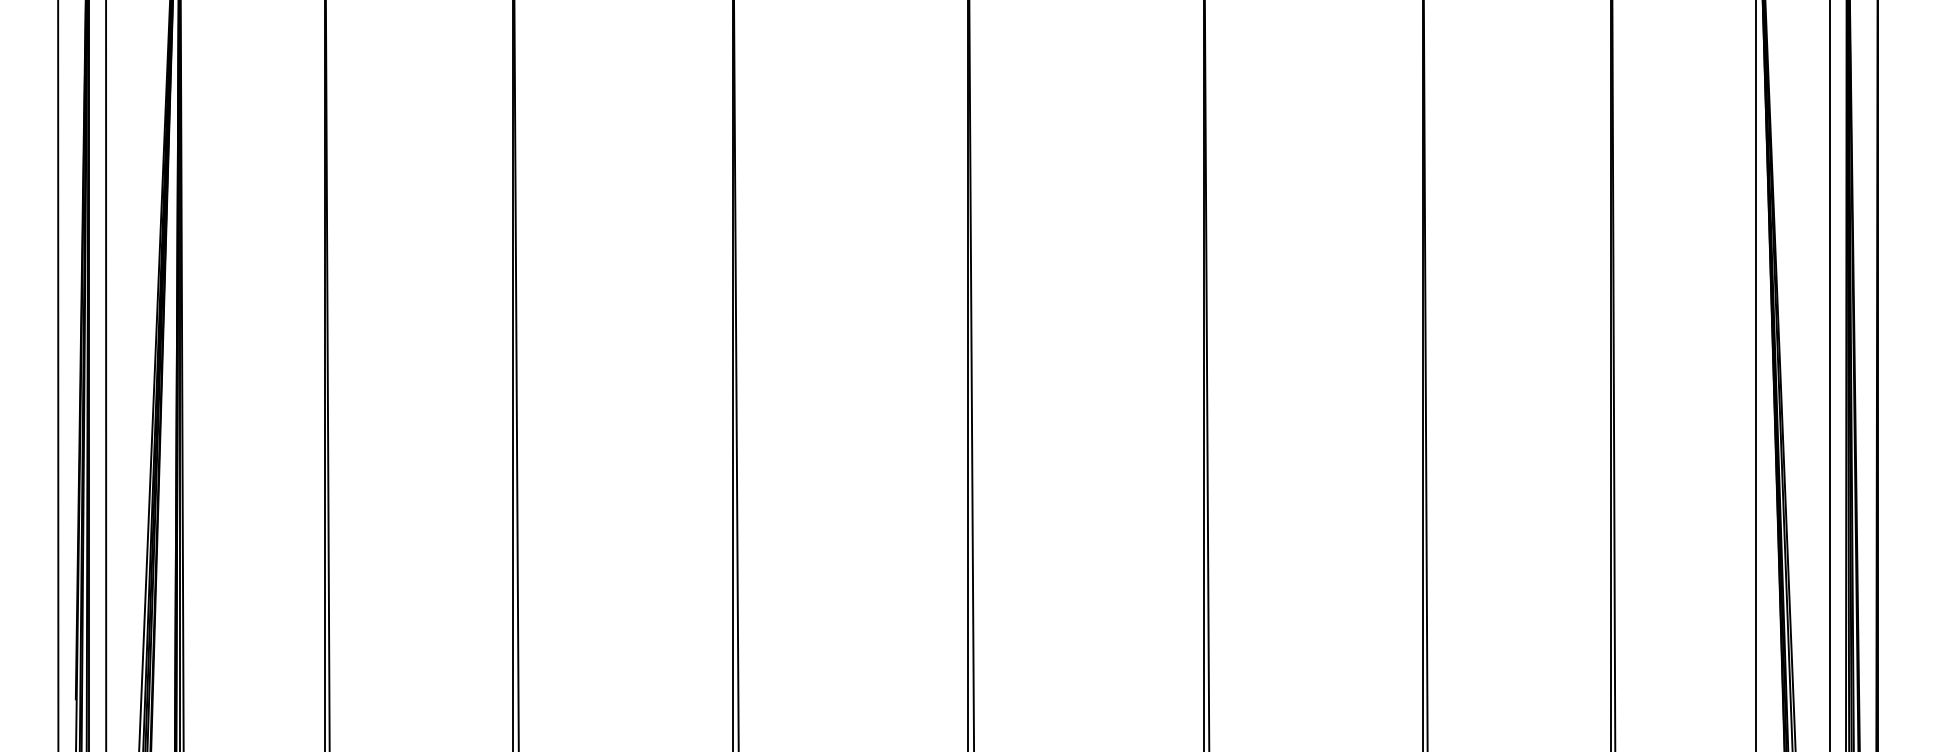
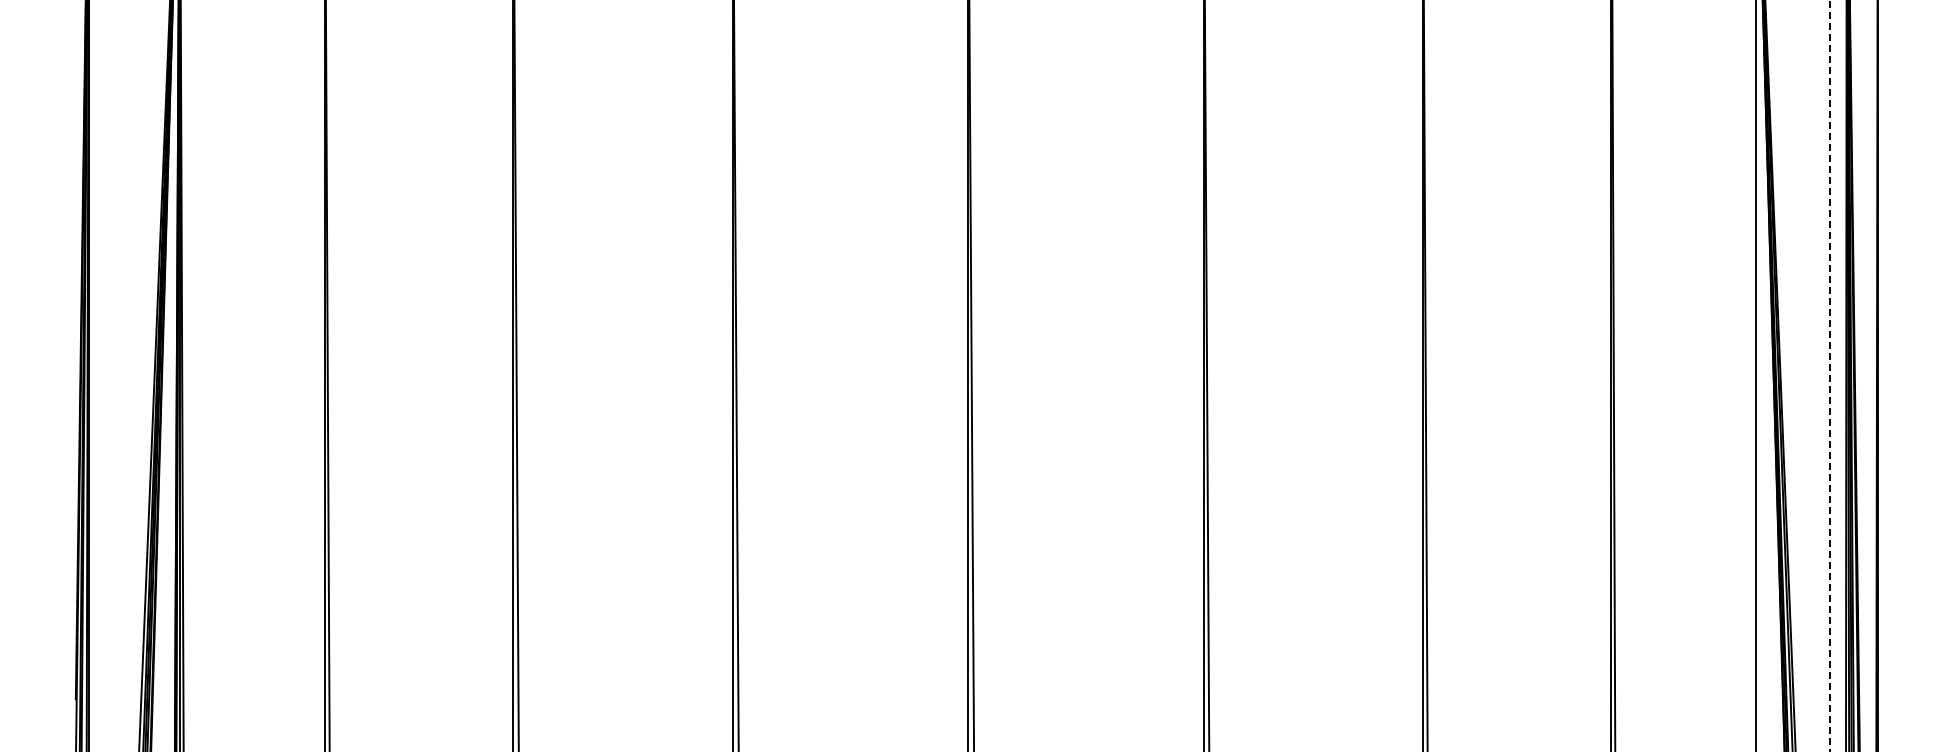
line: present -> none (58, 375)
line: present -> none (106, 375)
line: solid -> dashed (1829, 375)
